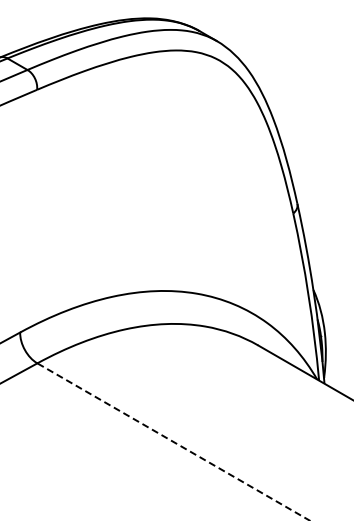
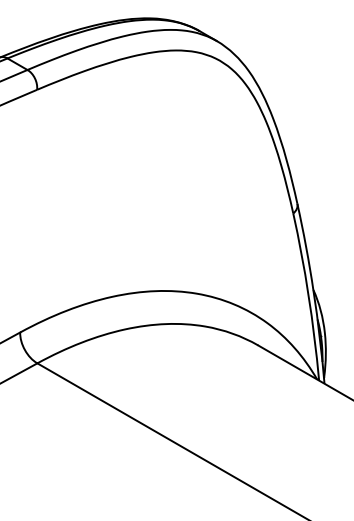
line: dashed -> solid (173, 441)
